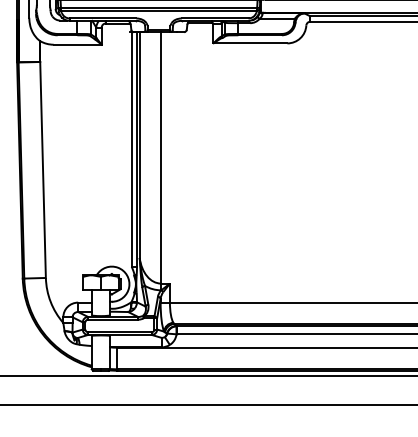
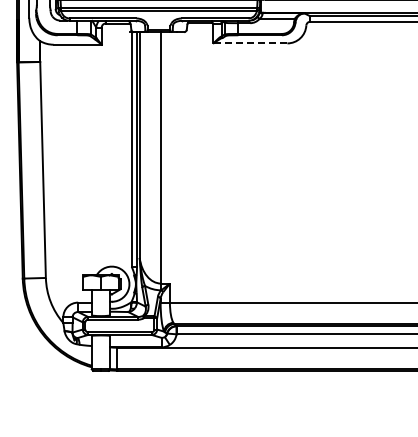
line: solid -> dashed (250, 43)
line: present -> none (208, 375)
line: present -> none (208, 405)
